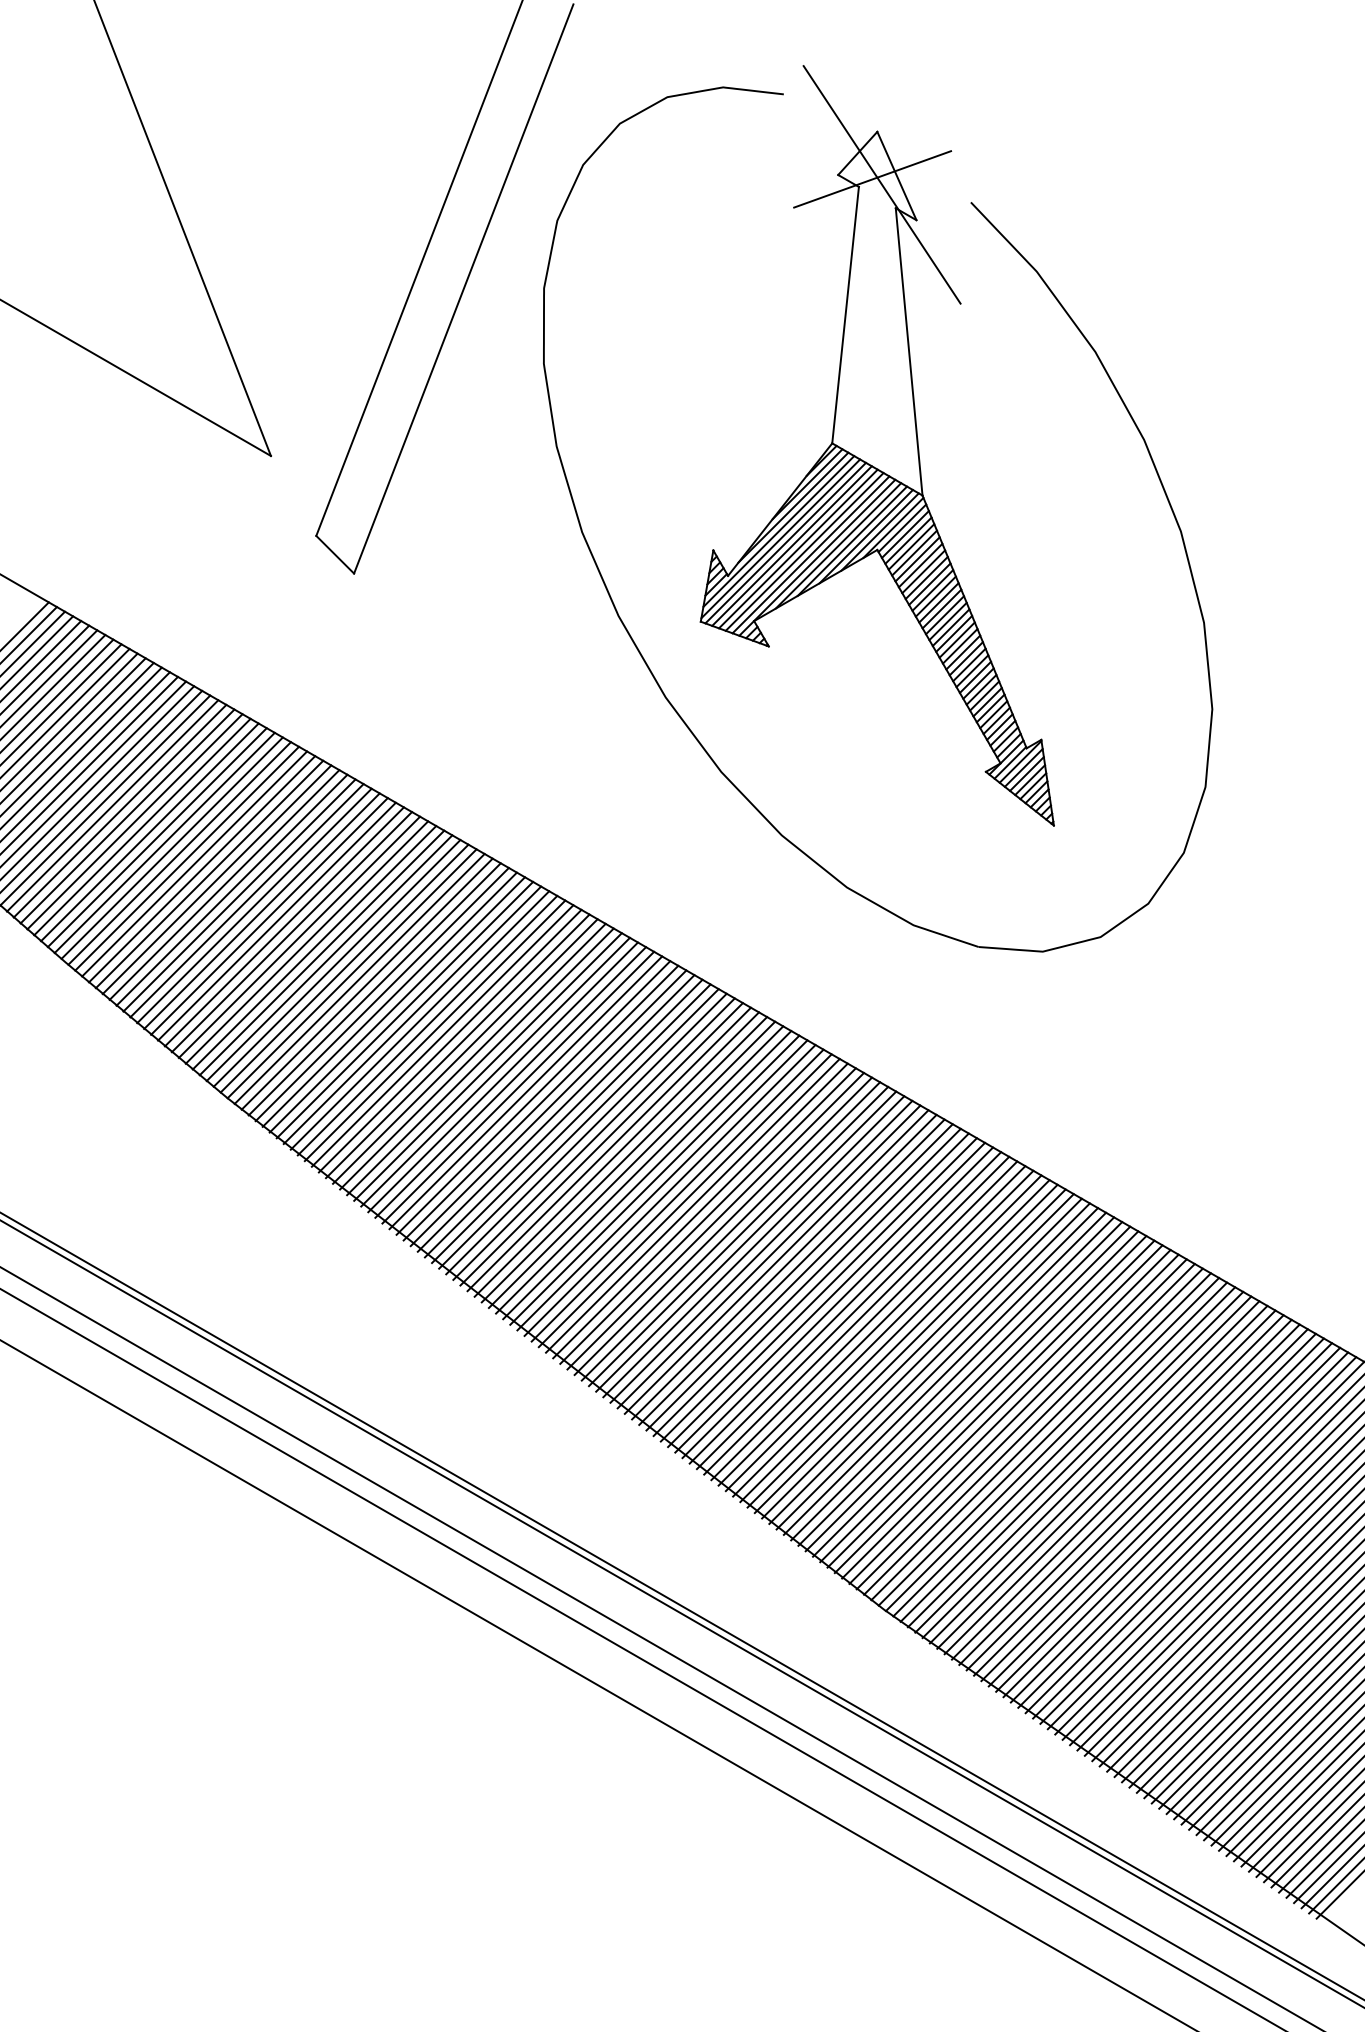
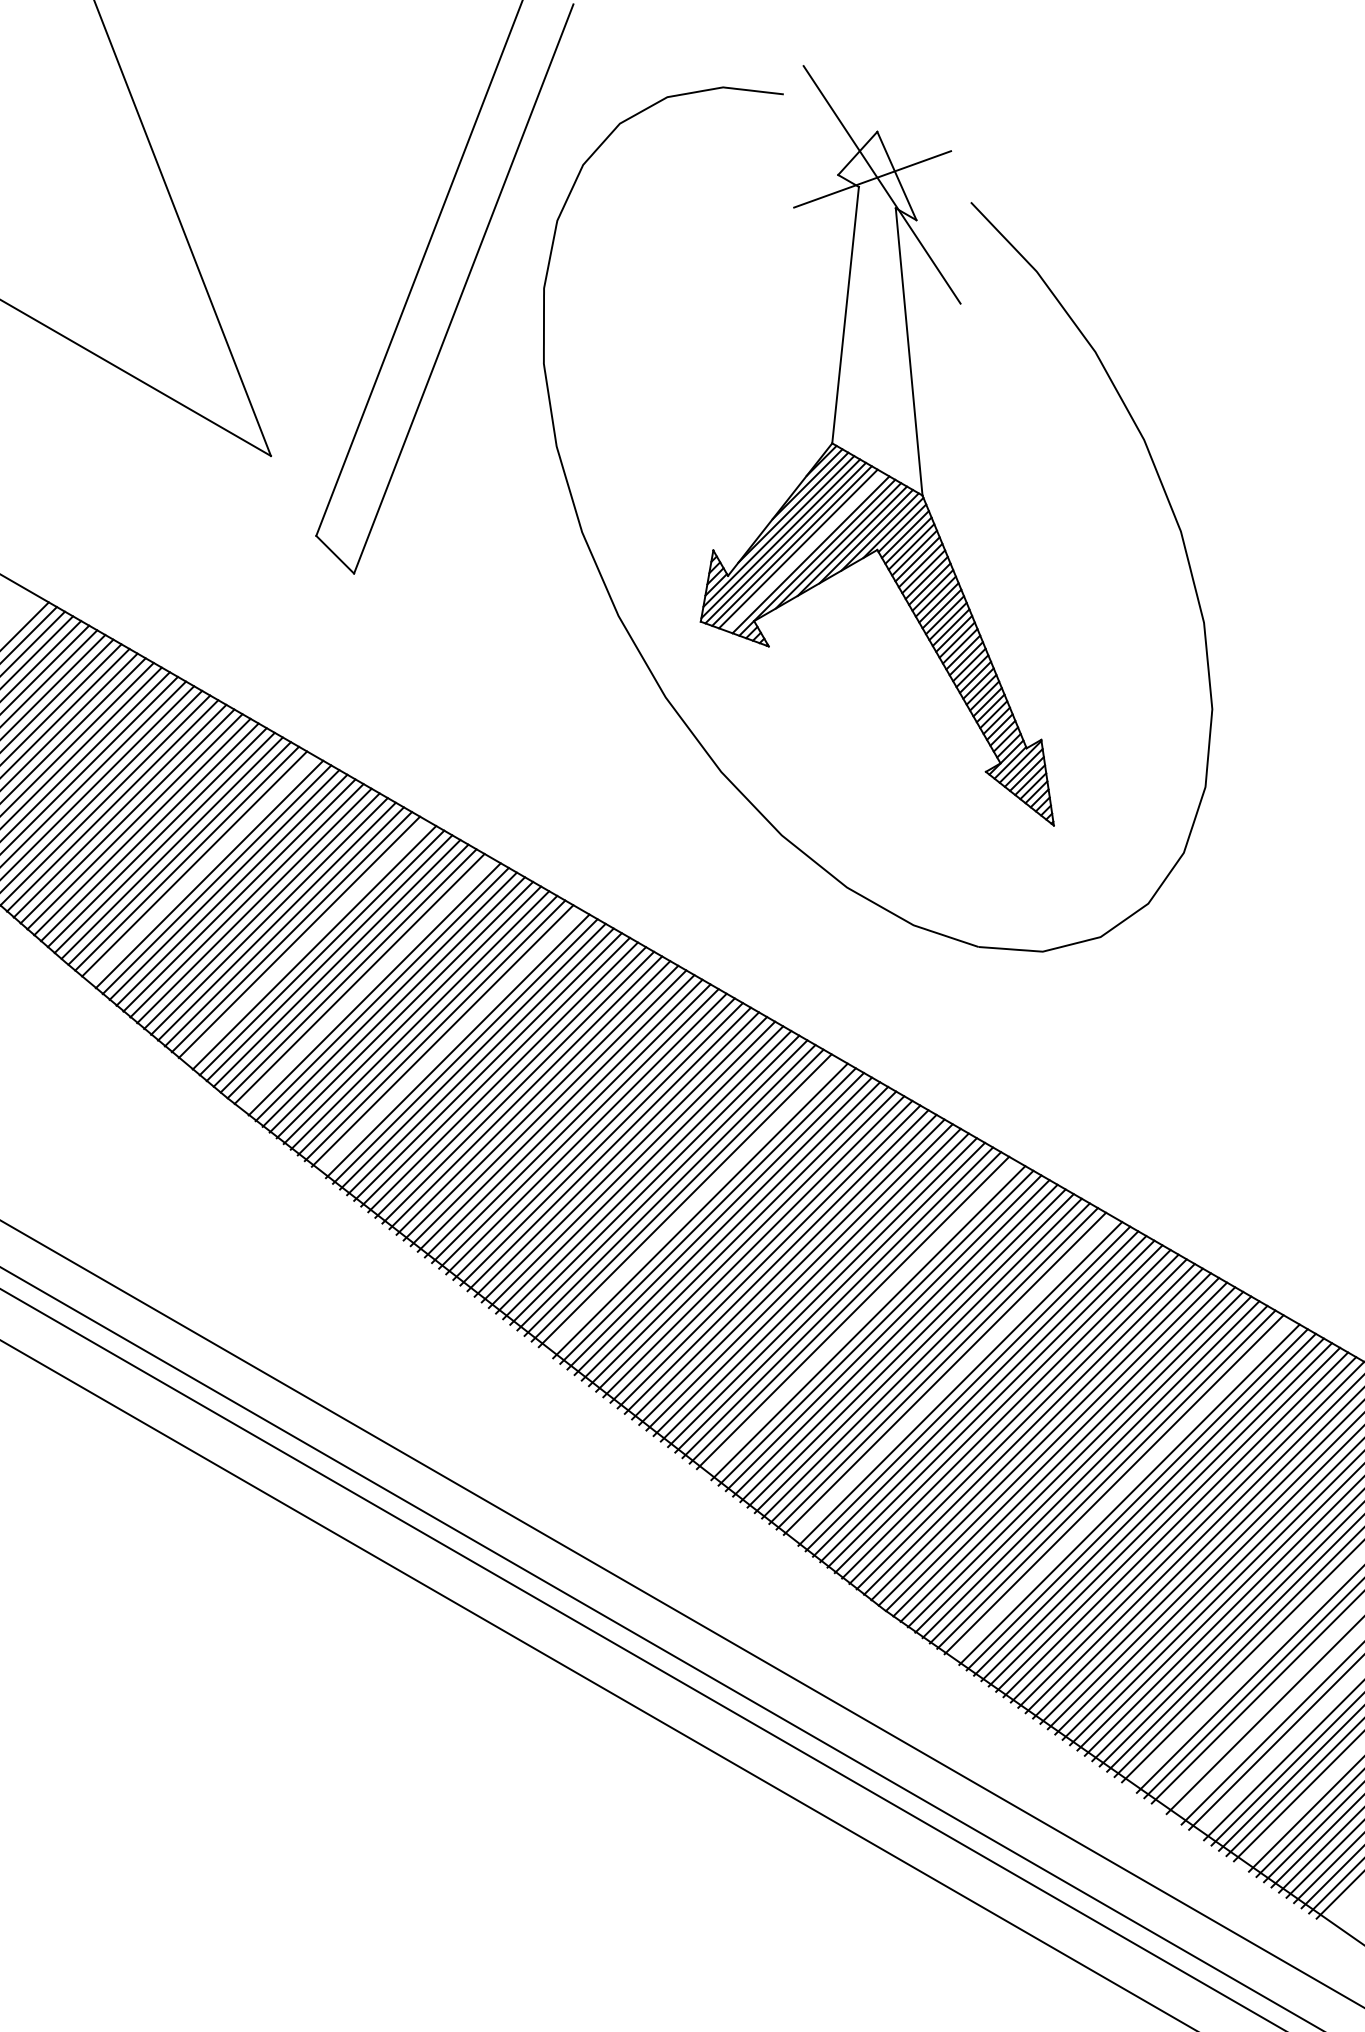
line: present -> none (804, 551)
line: present -> none (201, 869)
line: present -> none (306, 942)
line: present -> none (366, 983)
line: present -> none (449, 1040)
line: present -> none (692, 1205)
line: present -> none (860, 1317)
line: present -> none (952, 1378)
line: present -> none (1121, 1489)
line: present -> none (681, 1606)
line: present -> none (1245, 1671)
line: present -> none (1260, 1707)
line: present -> none (1267, 1725)
line: present -> none (1278, 1752)
line: present -> none (1301, 1806)
